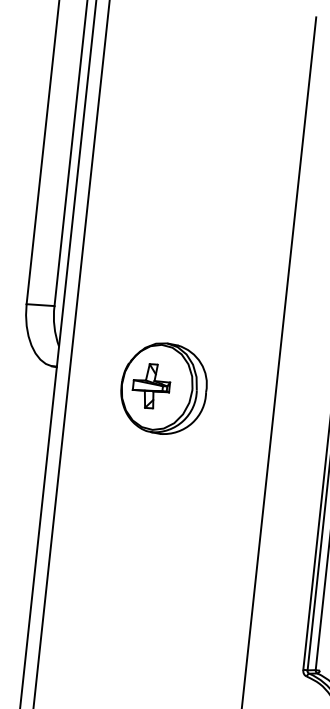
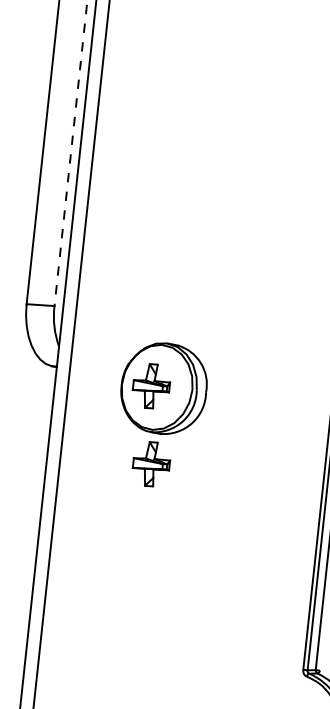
line: solid -> dashed (70, 153)
line: present -> none (279, 361)
part: none -> present (151, 464)
